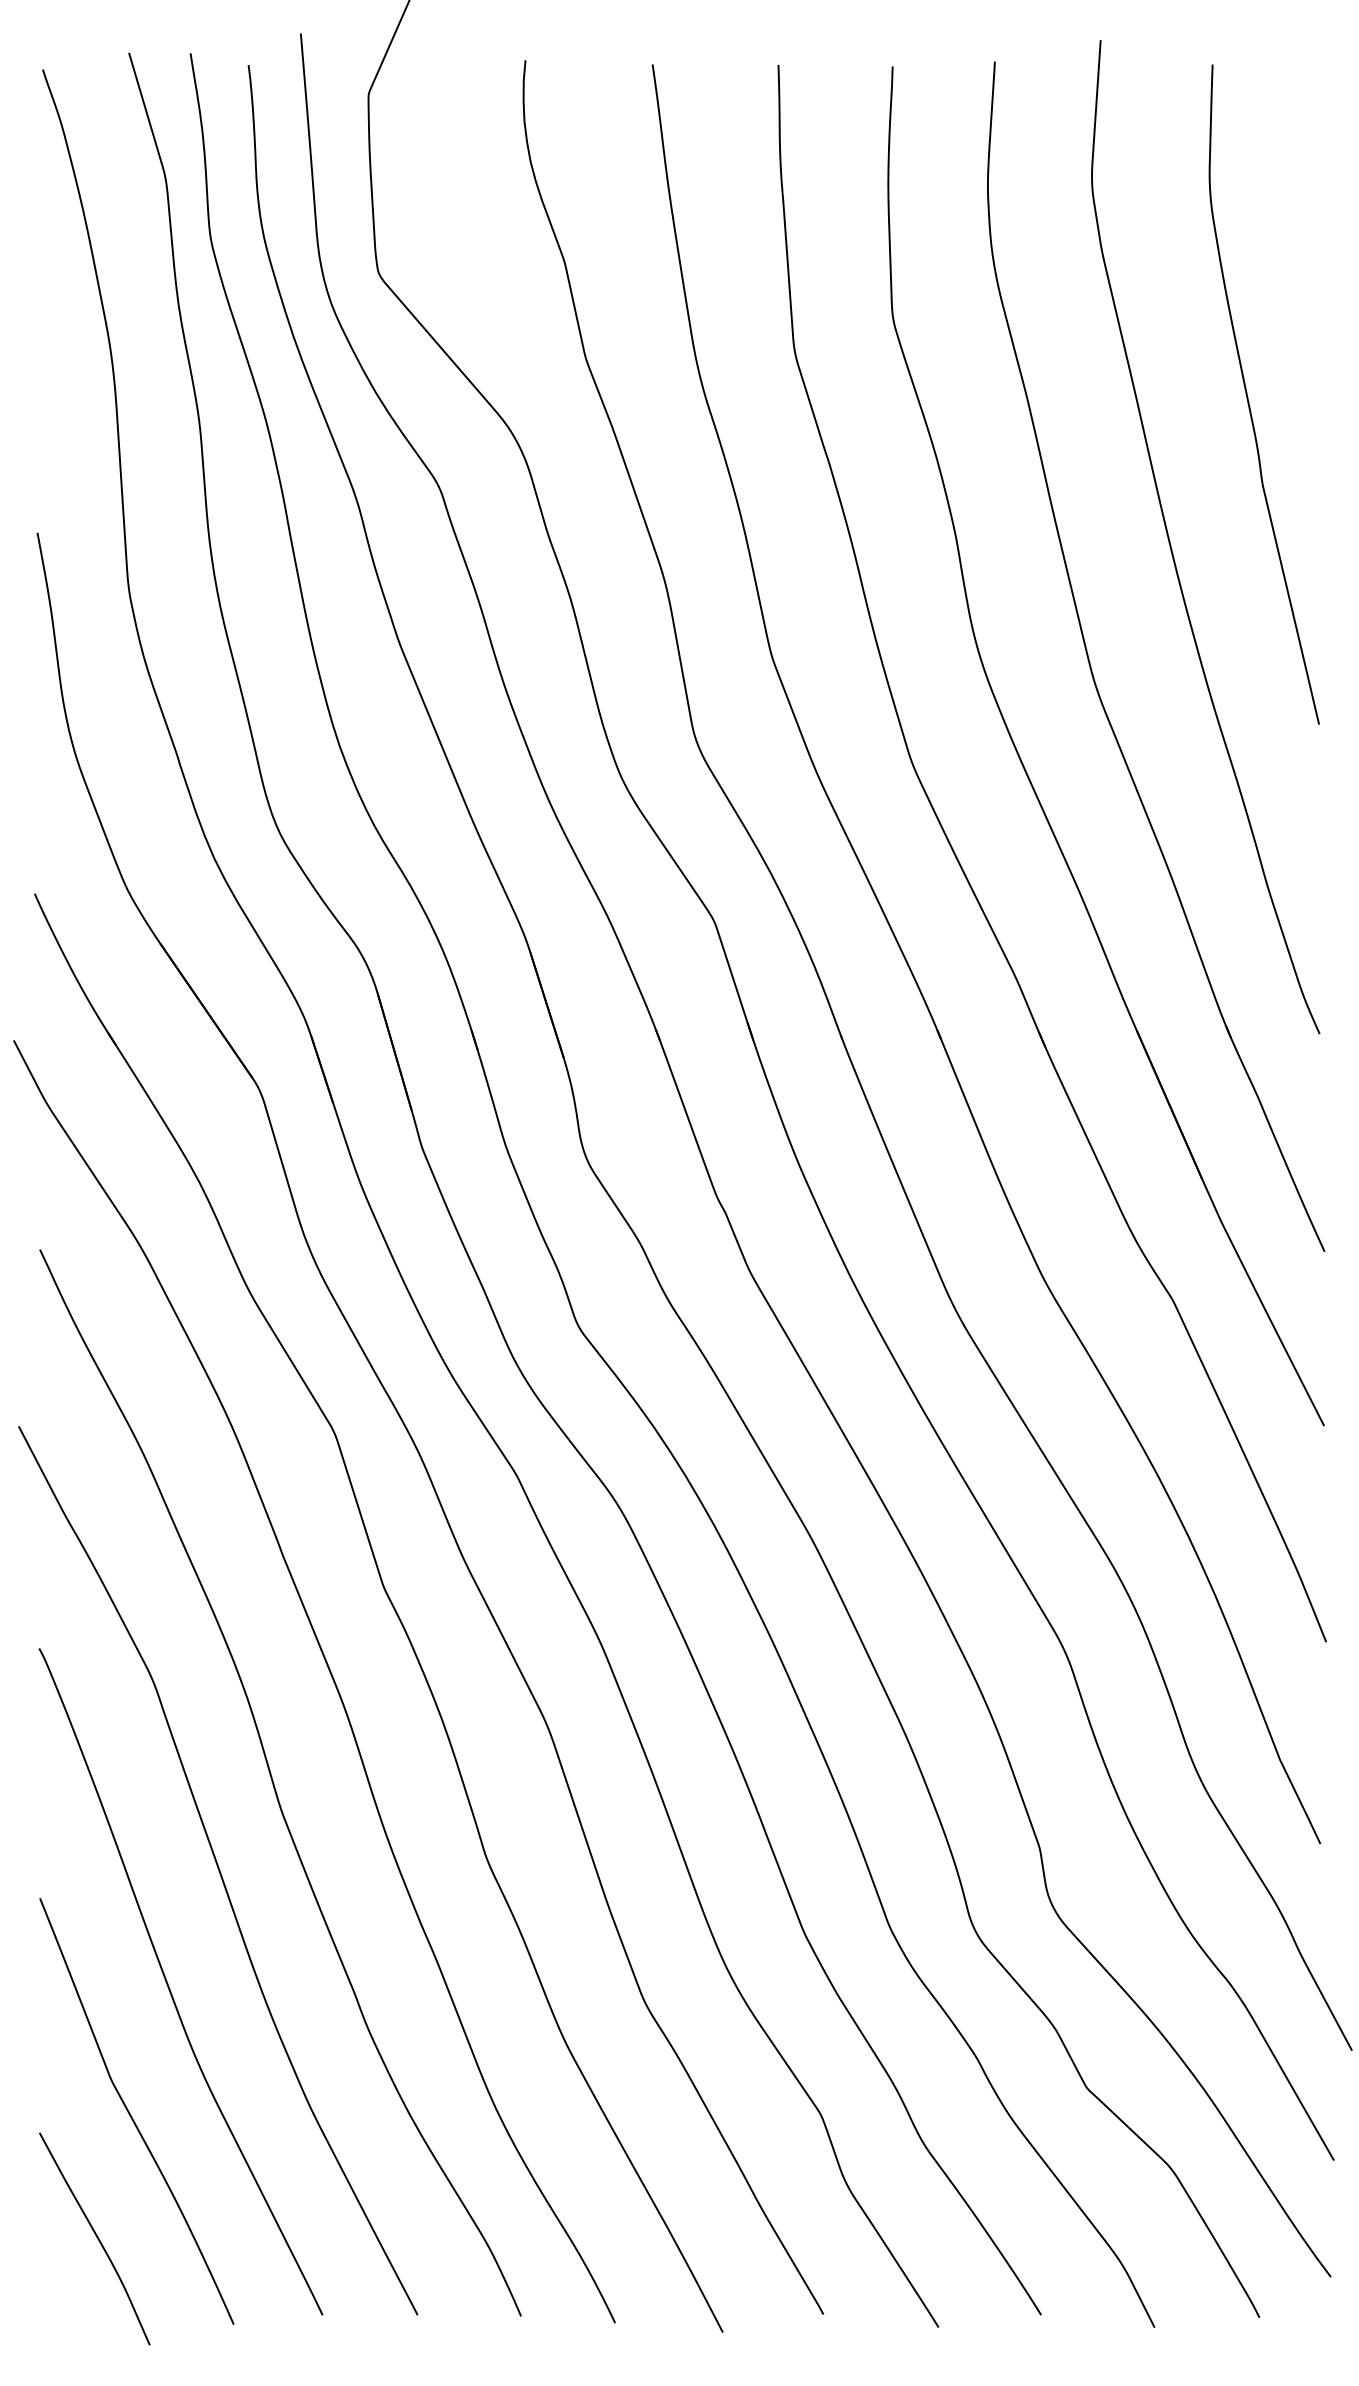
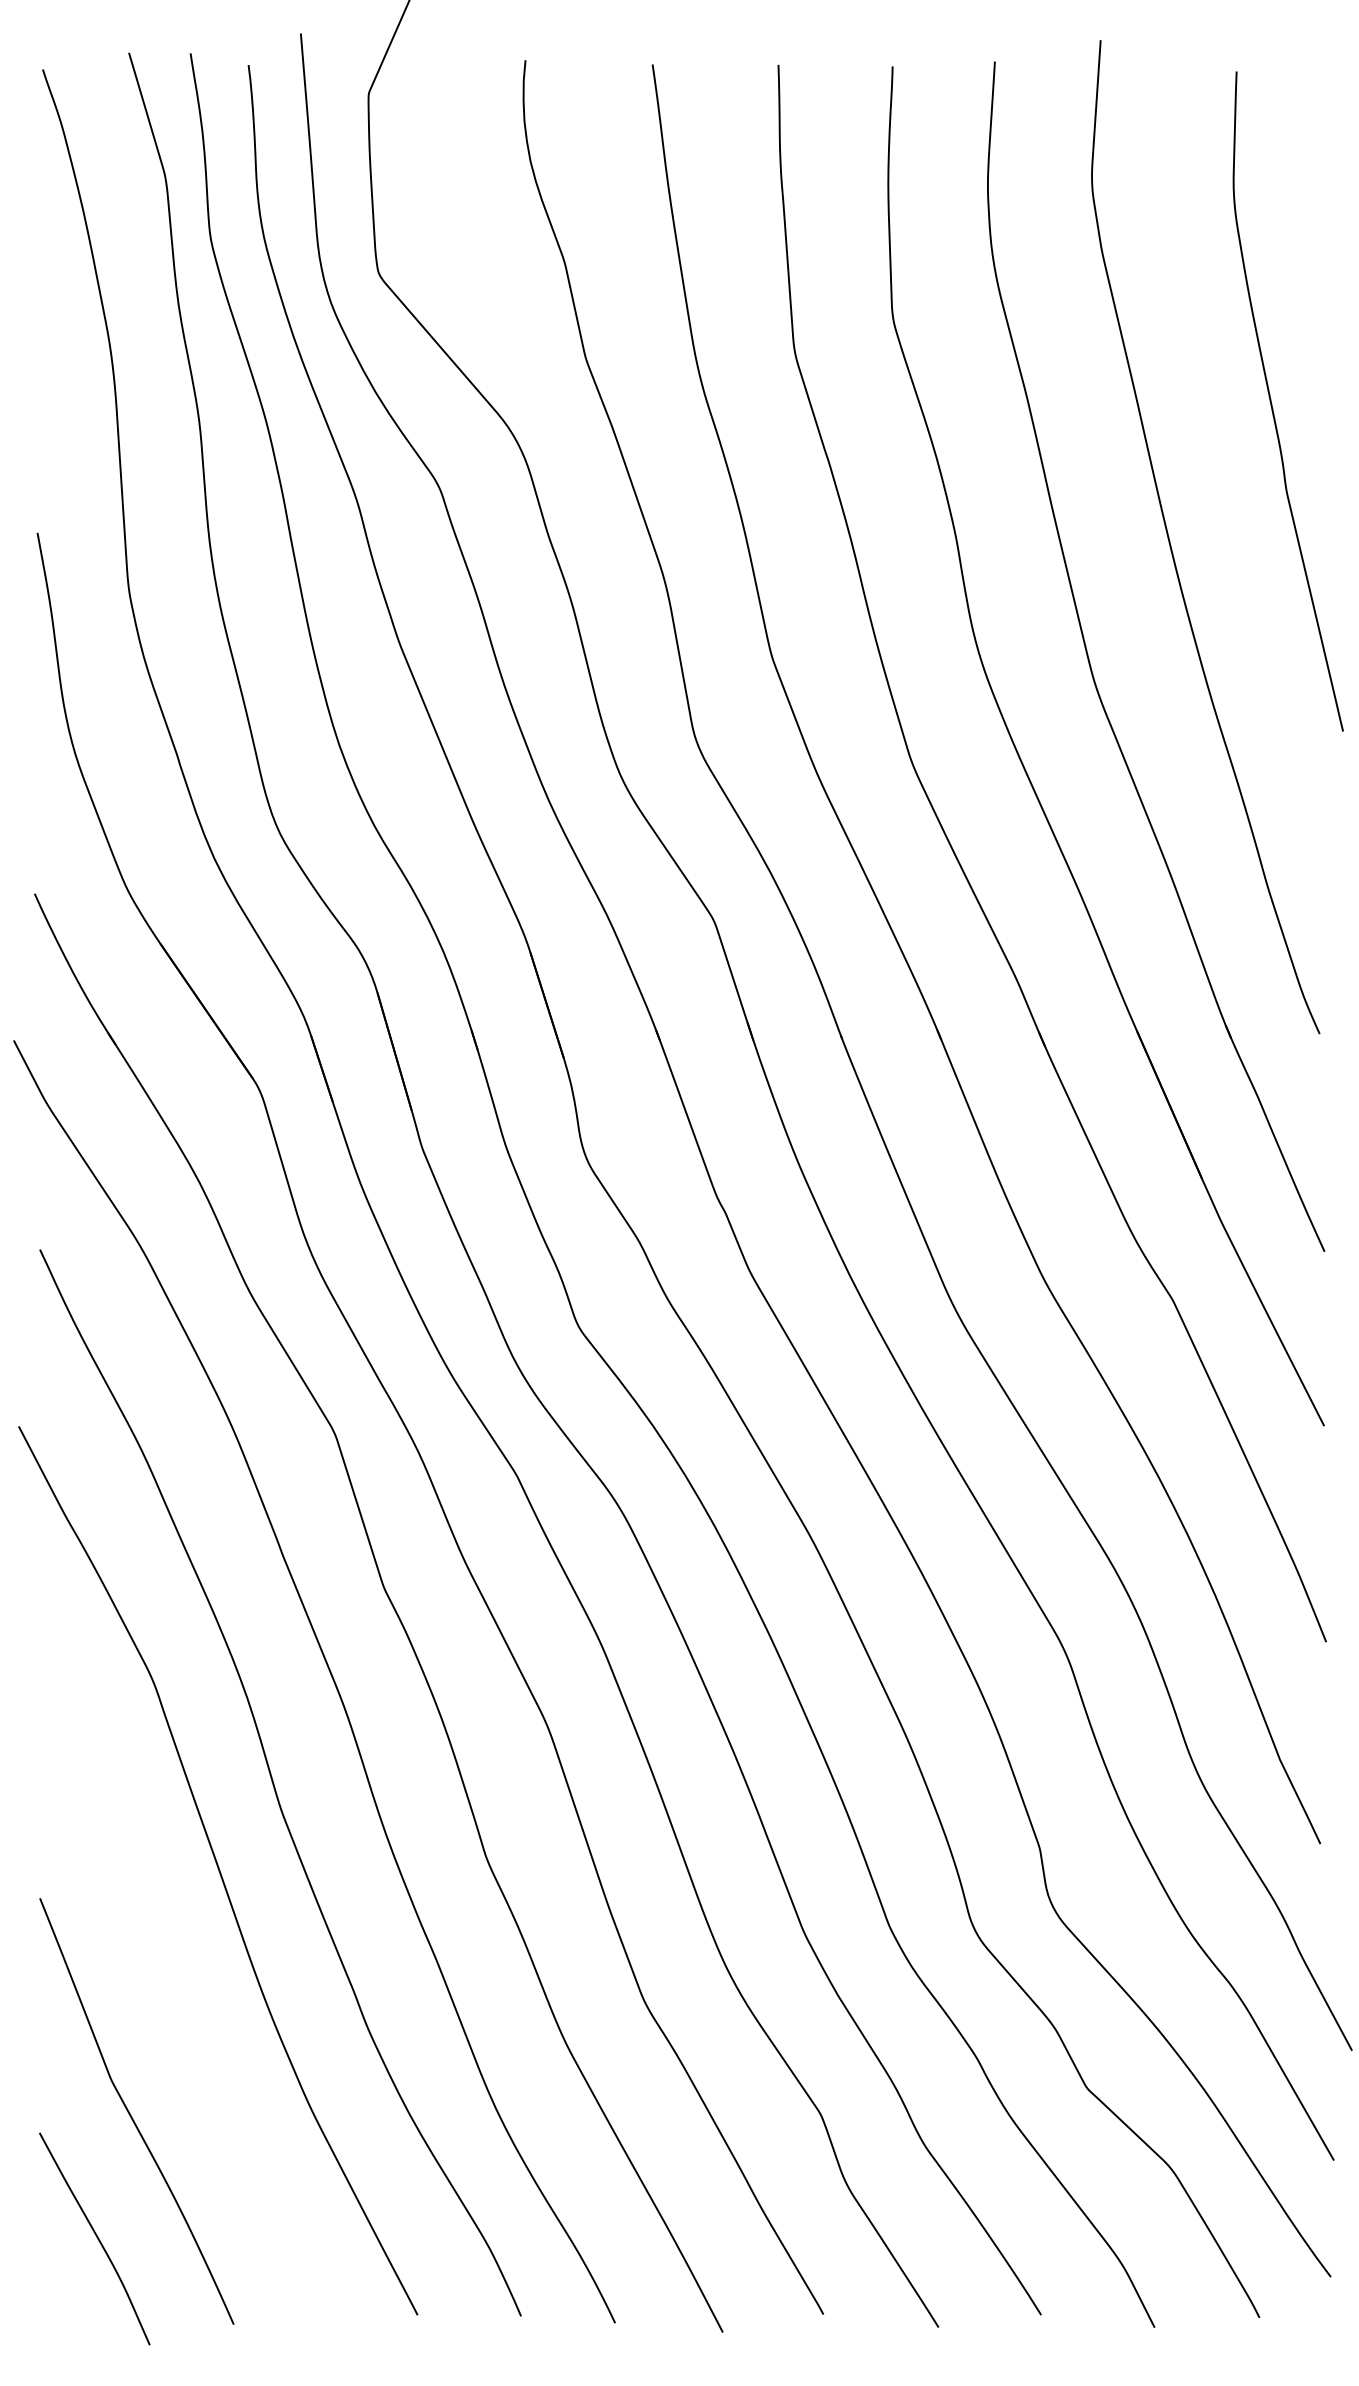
curve position: (1248, 396) -> (1272, 403) (1272, 403)
curve: present -> none (169, 1986)
